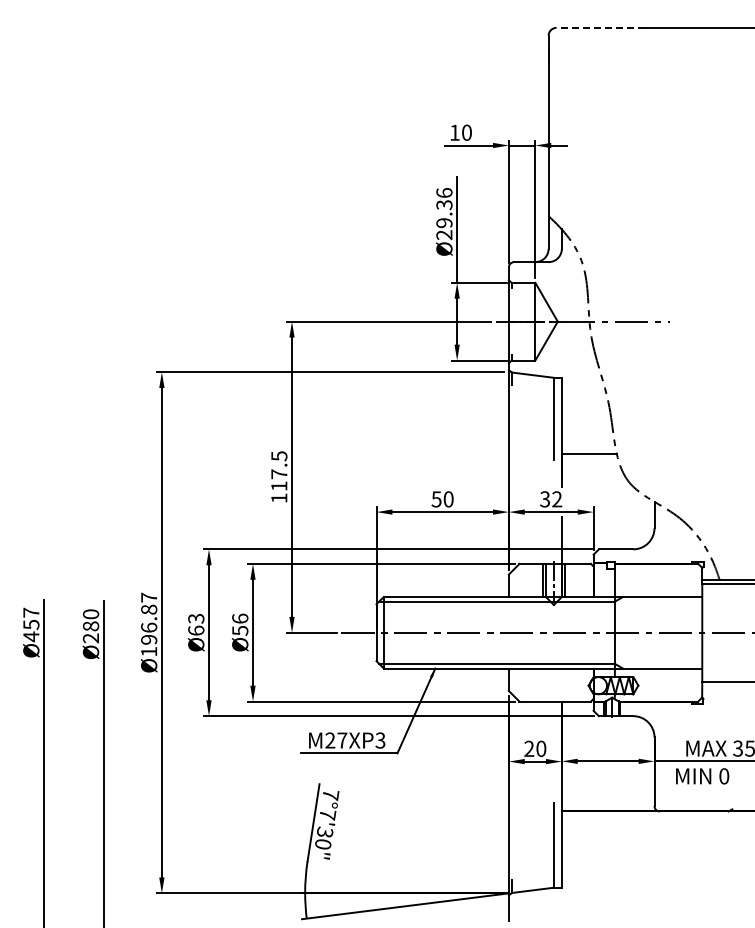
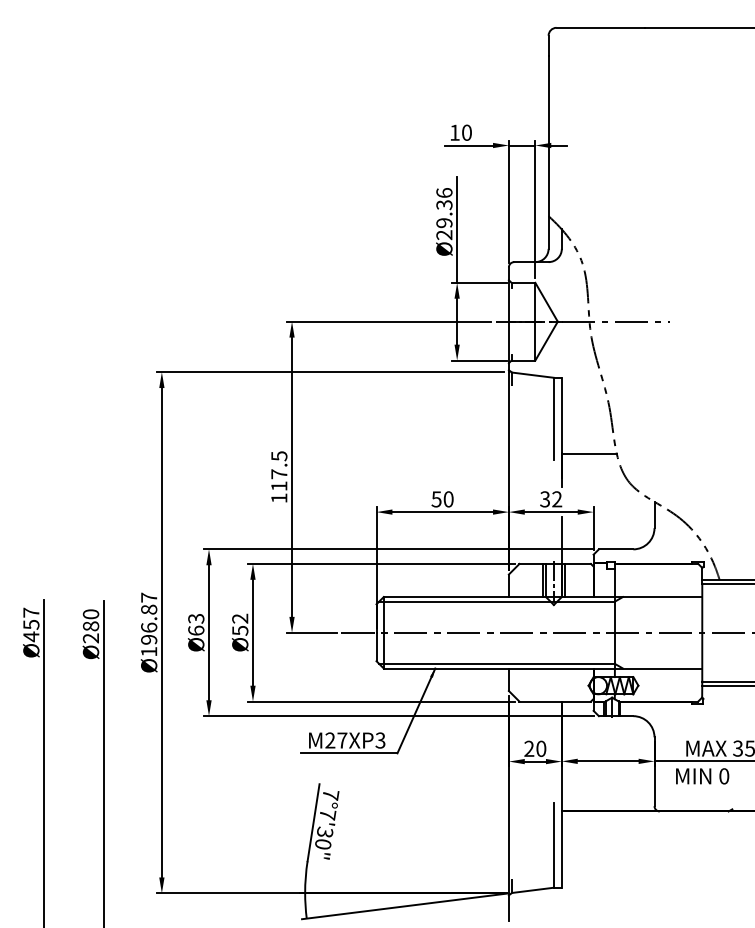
line: dashed -> solid (600, 27)
text: Ø56 -> Ø52 (240, 618)
line: none -> present (726, 685)
